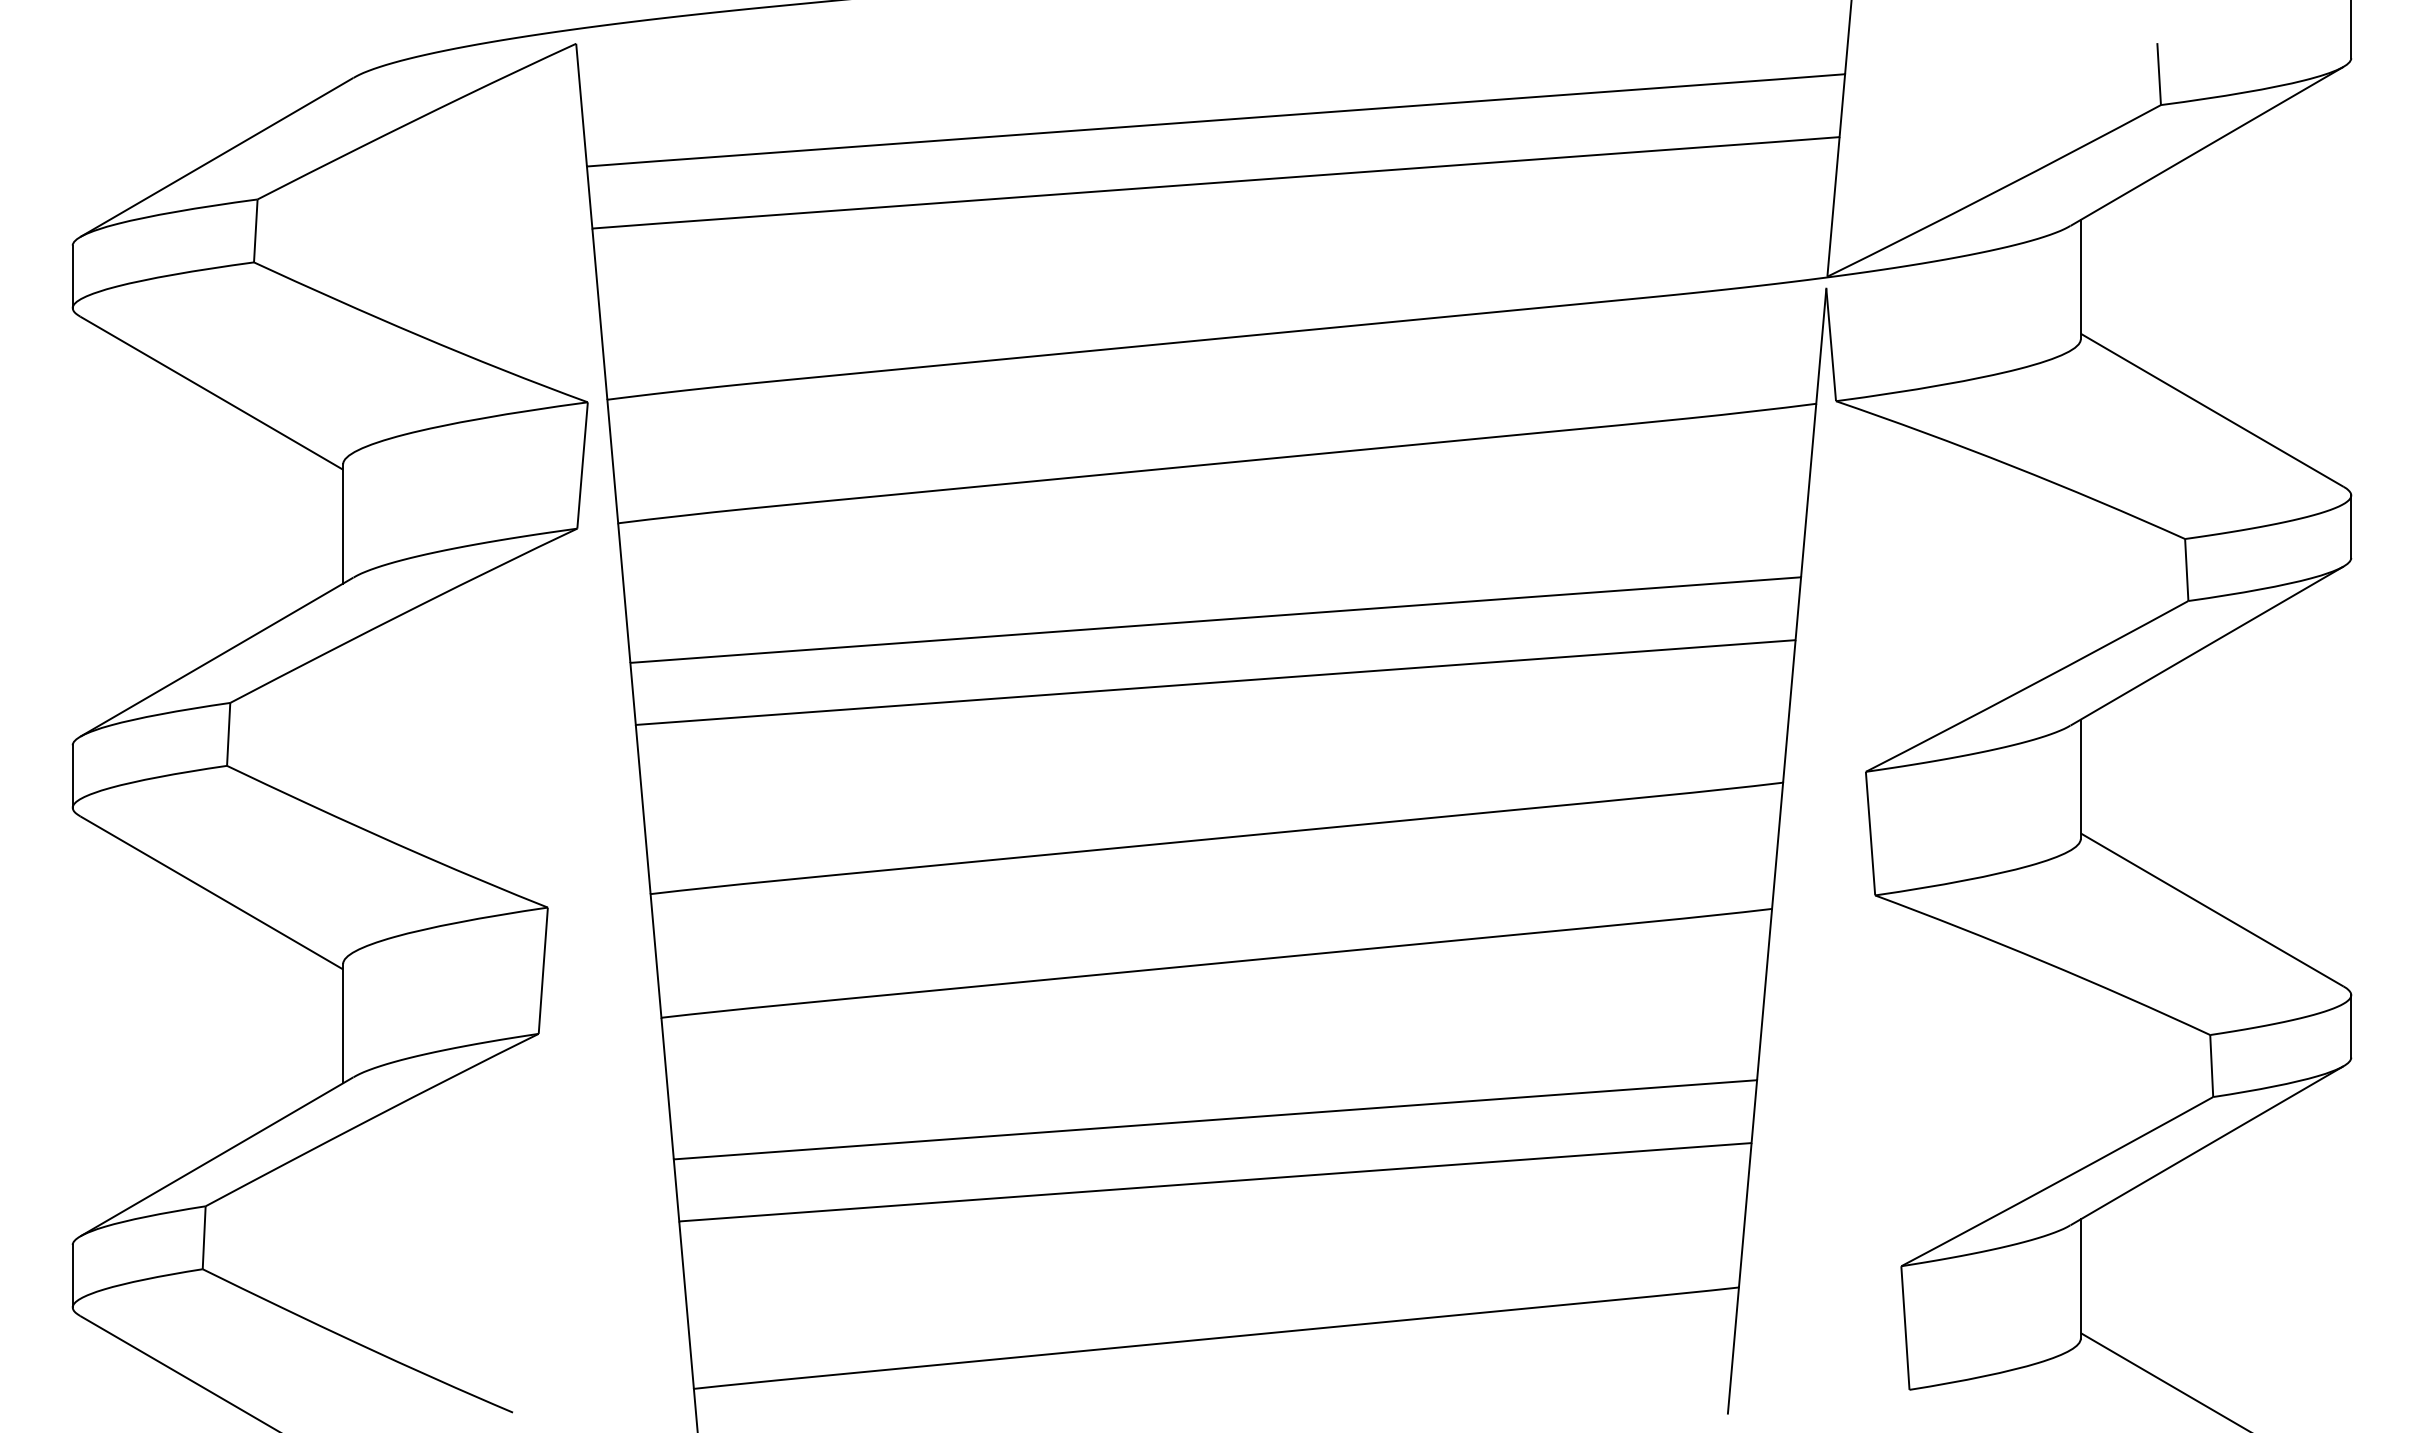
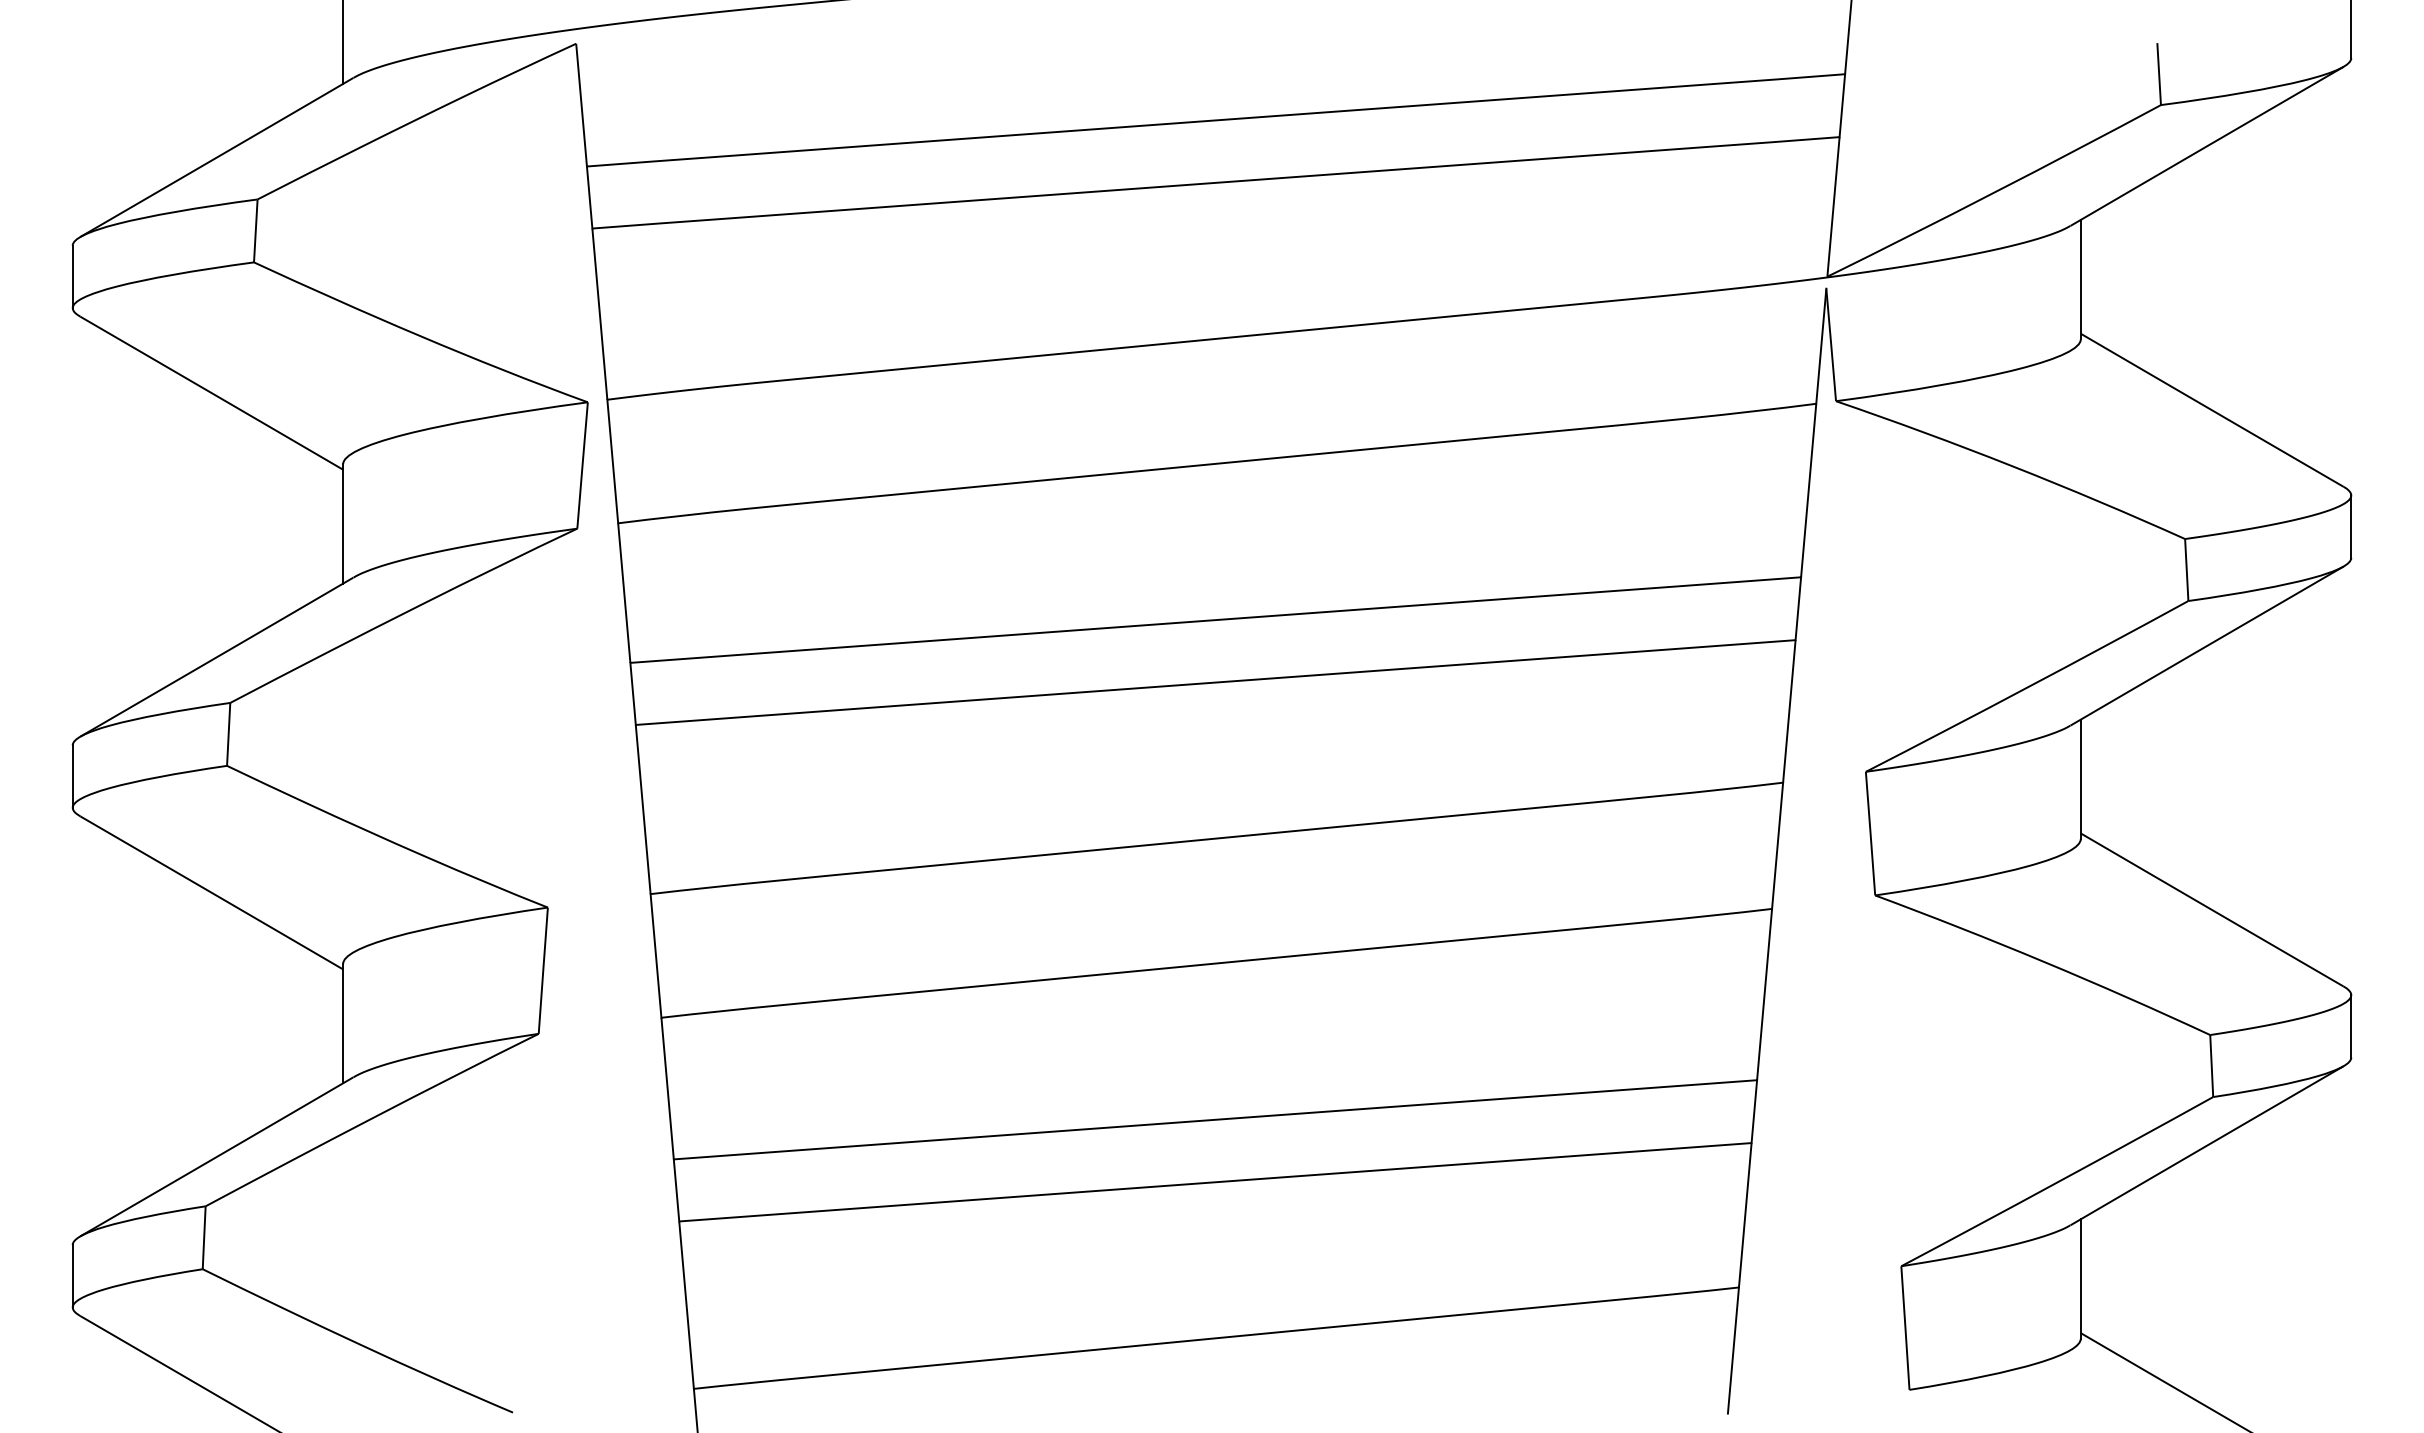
line: none -> present (343, 42)
